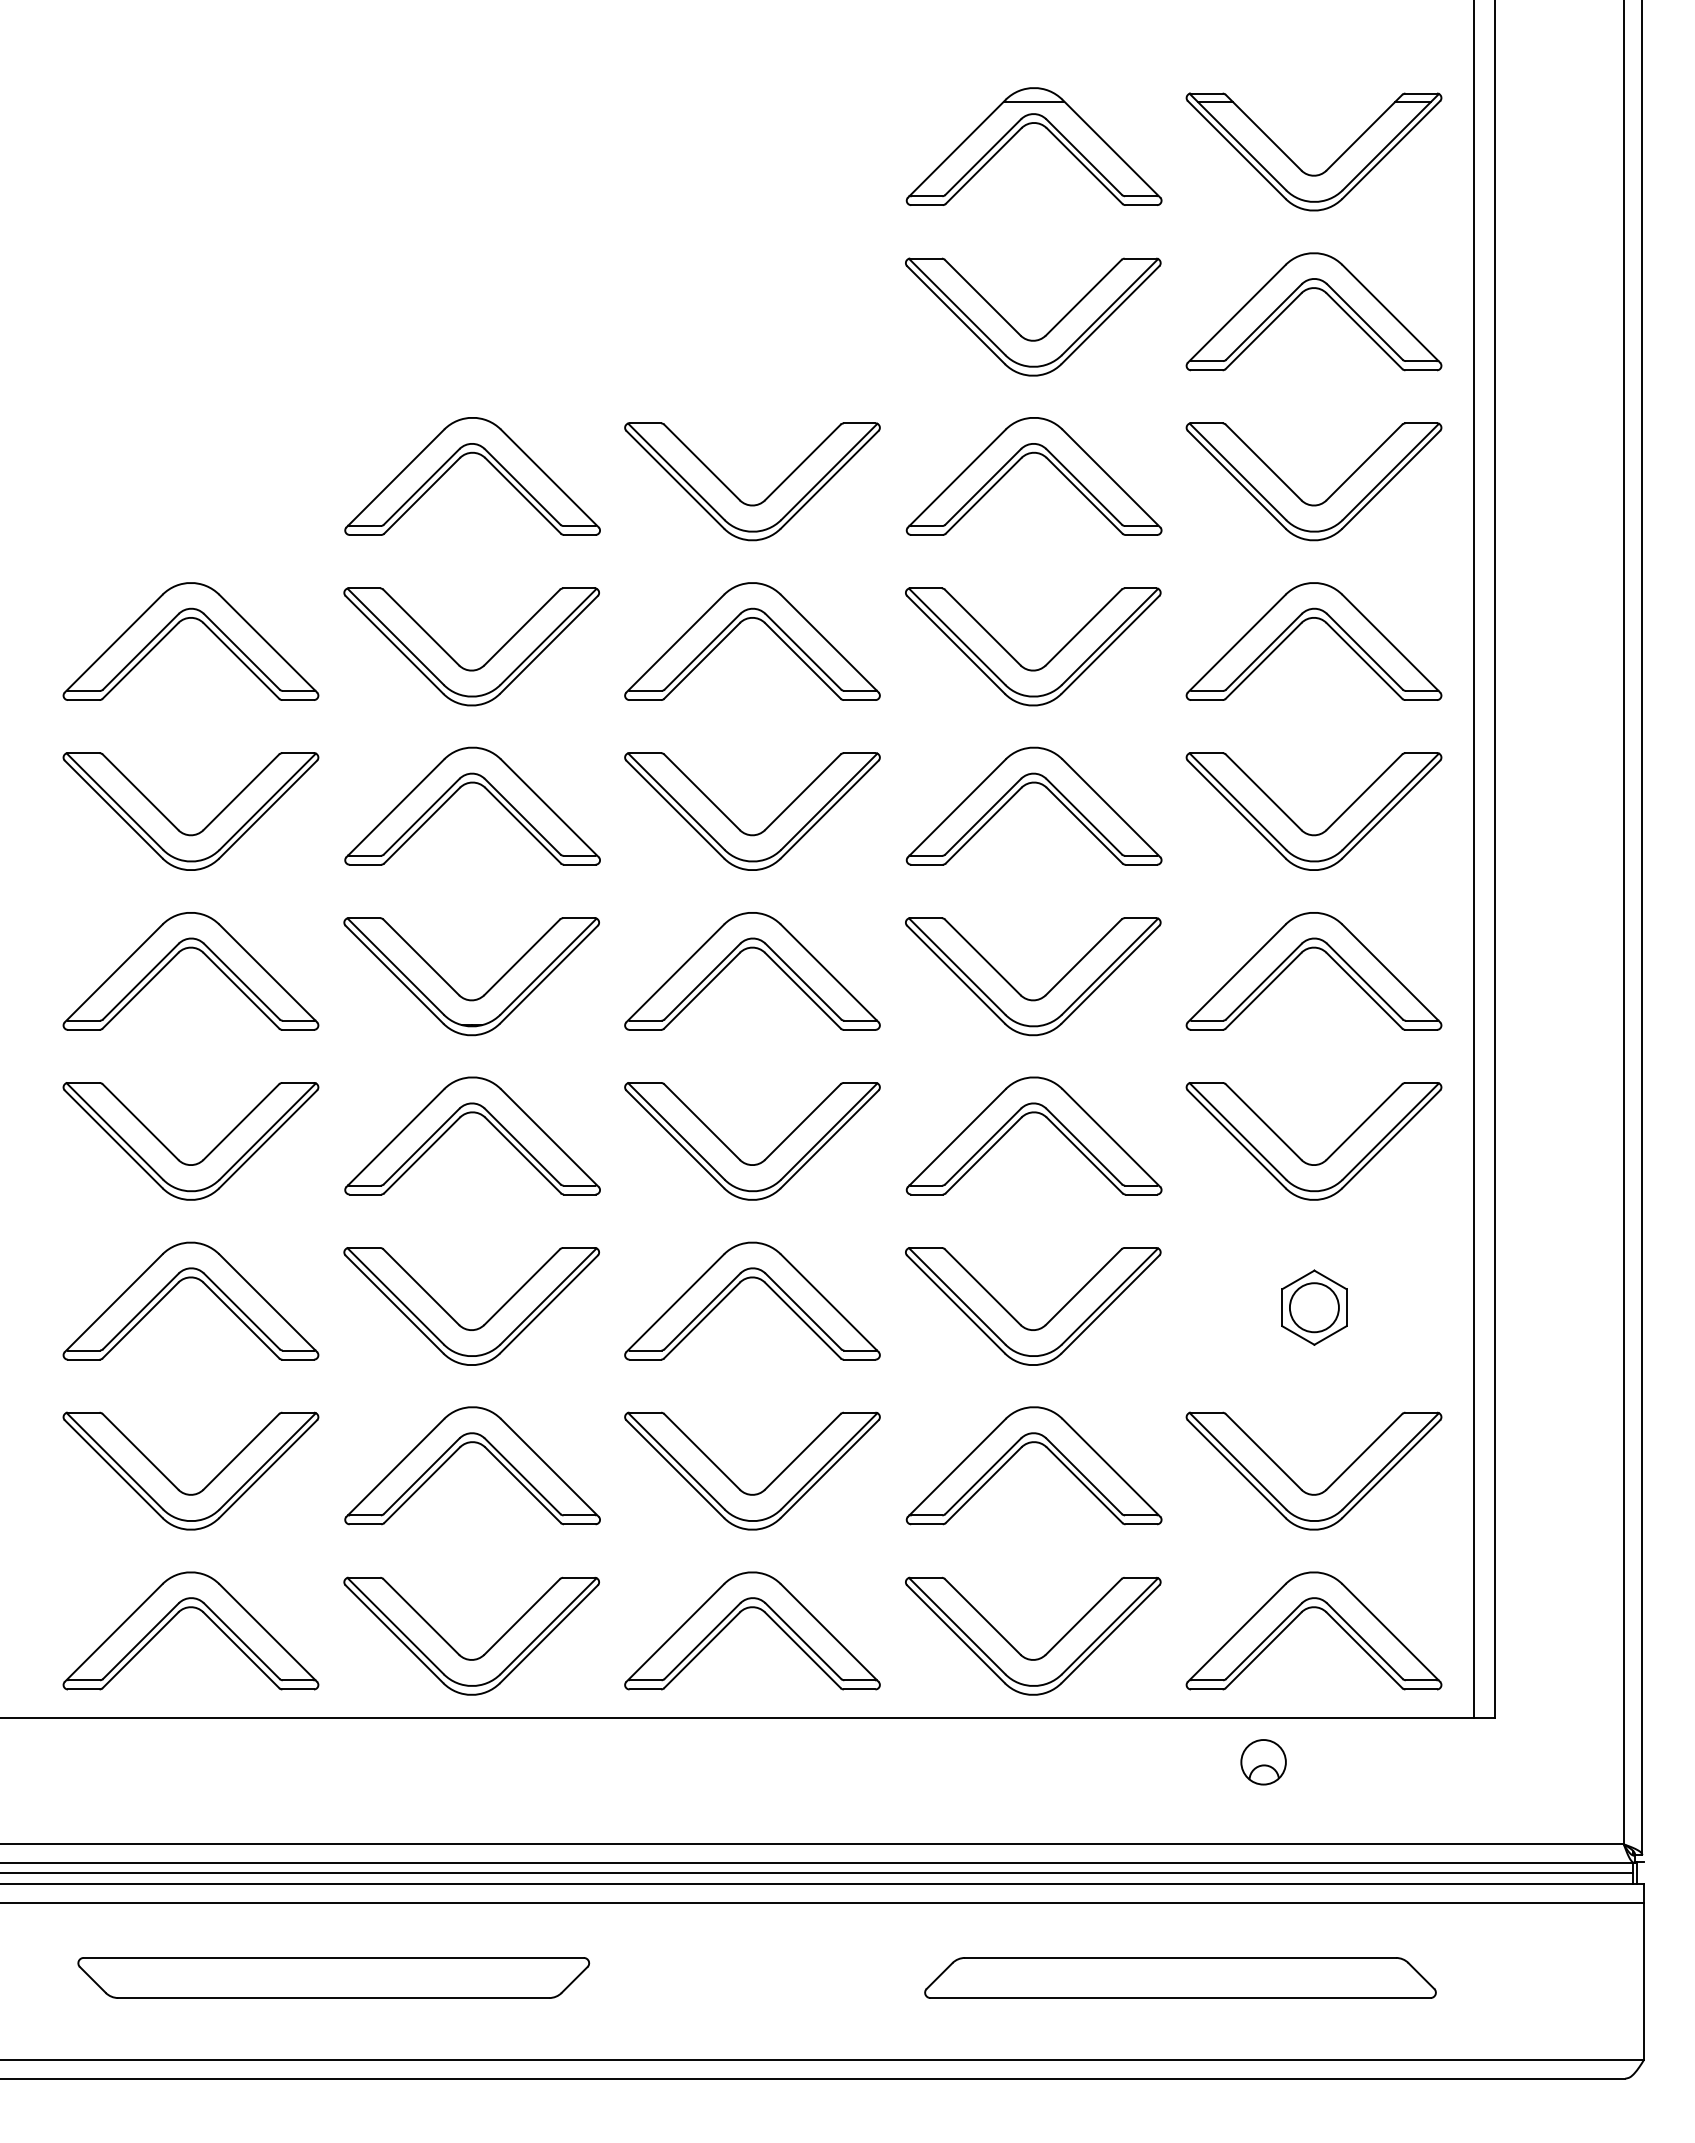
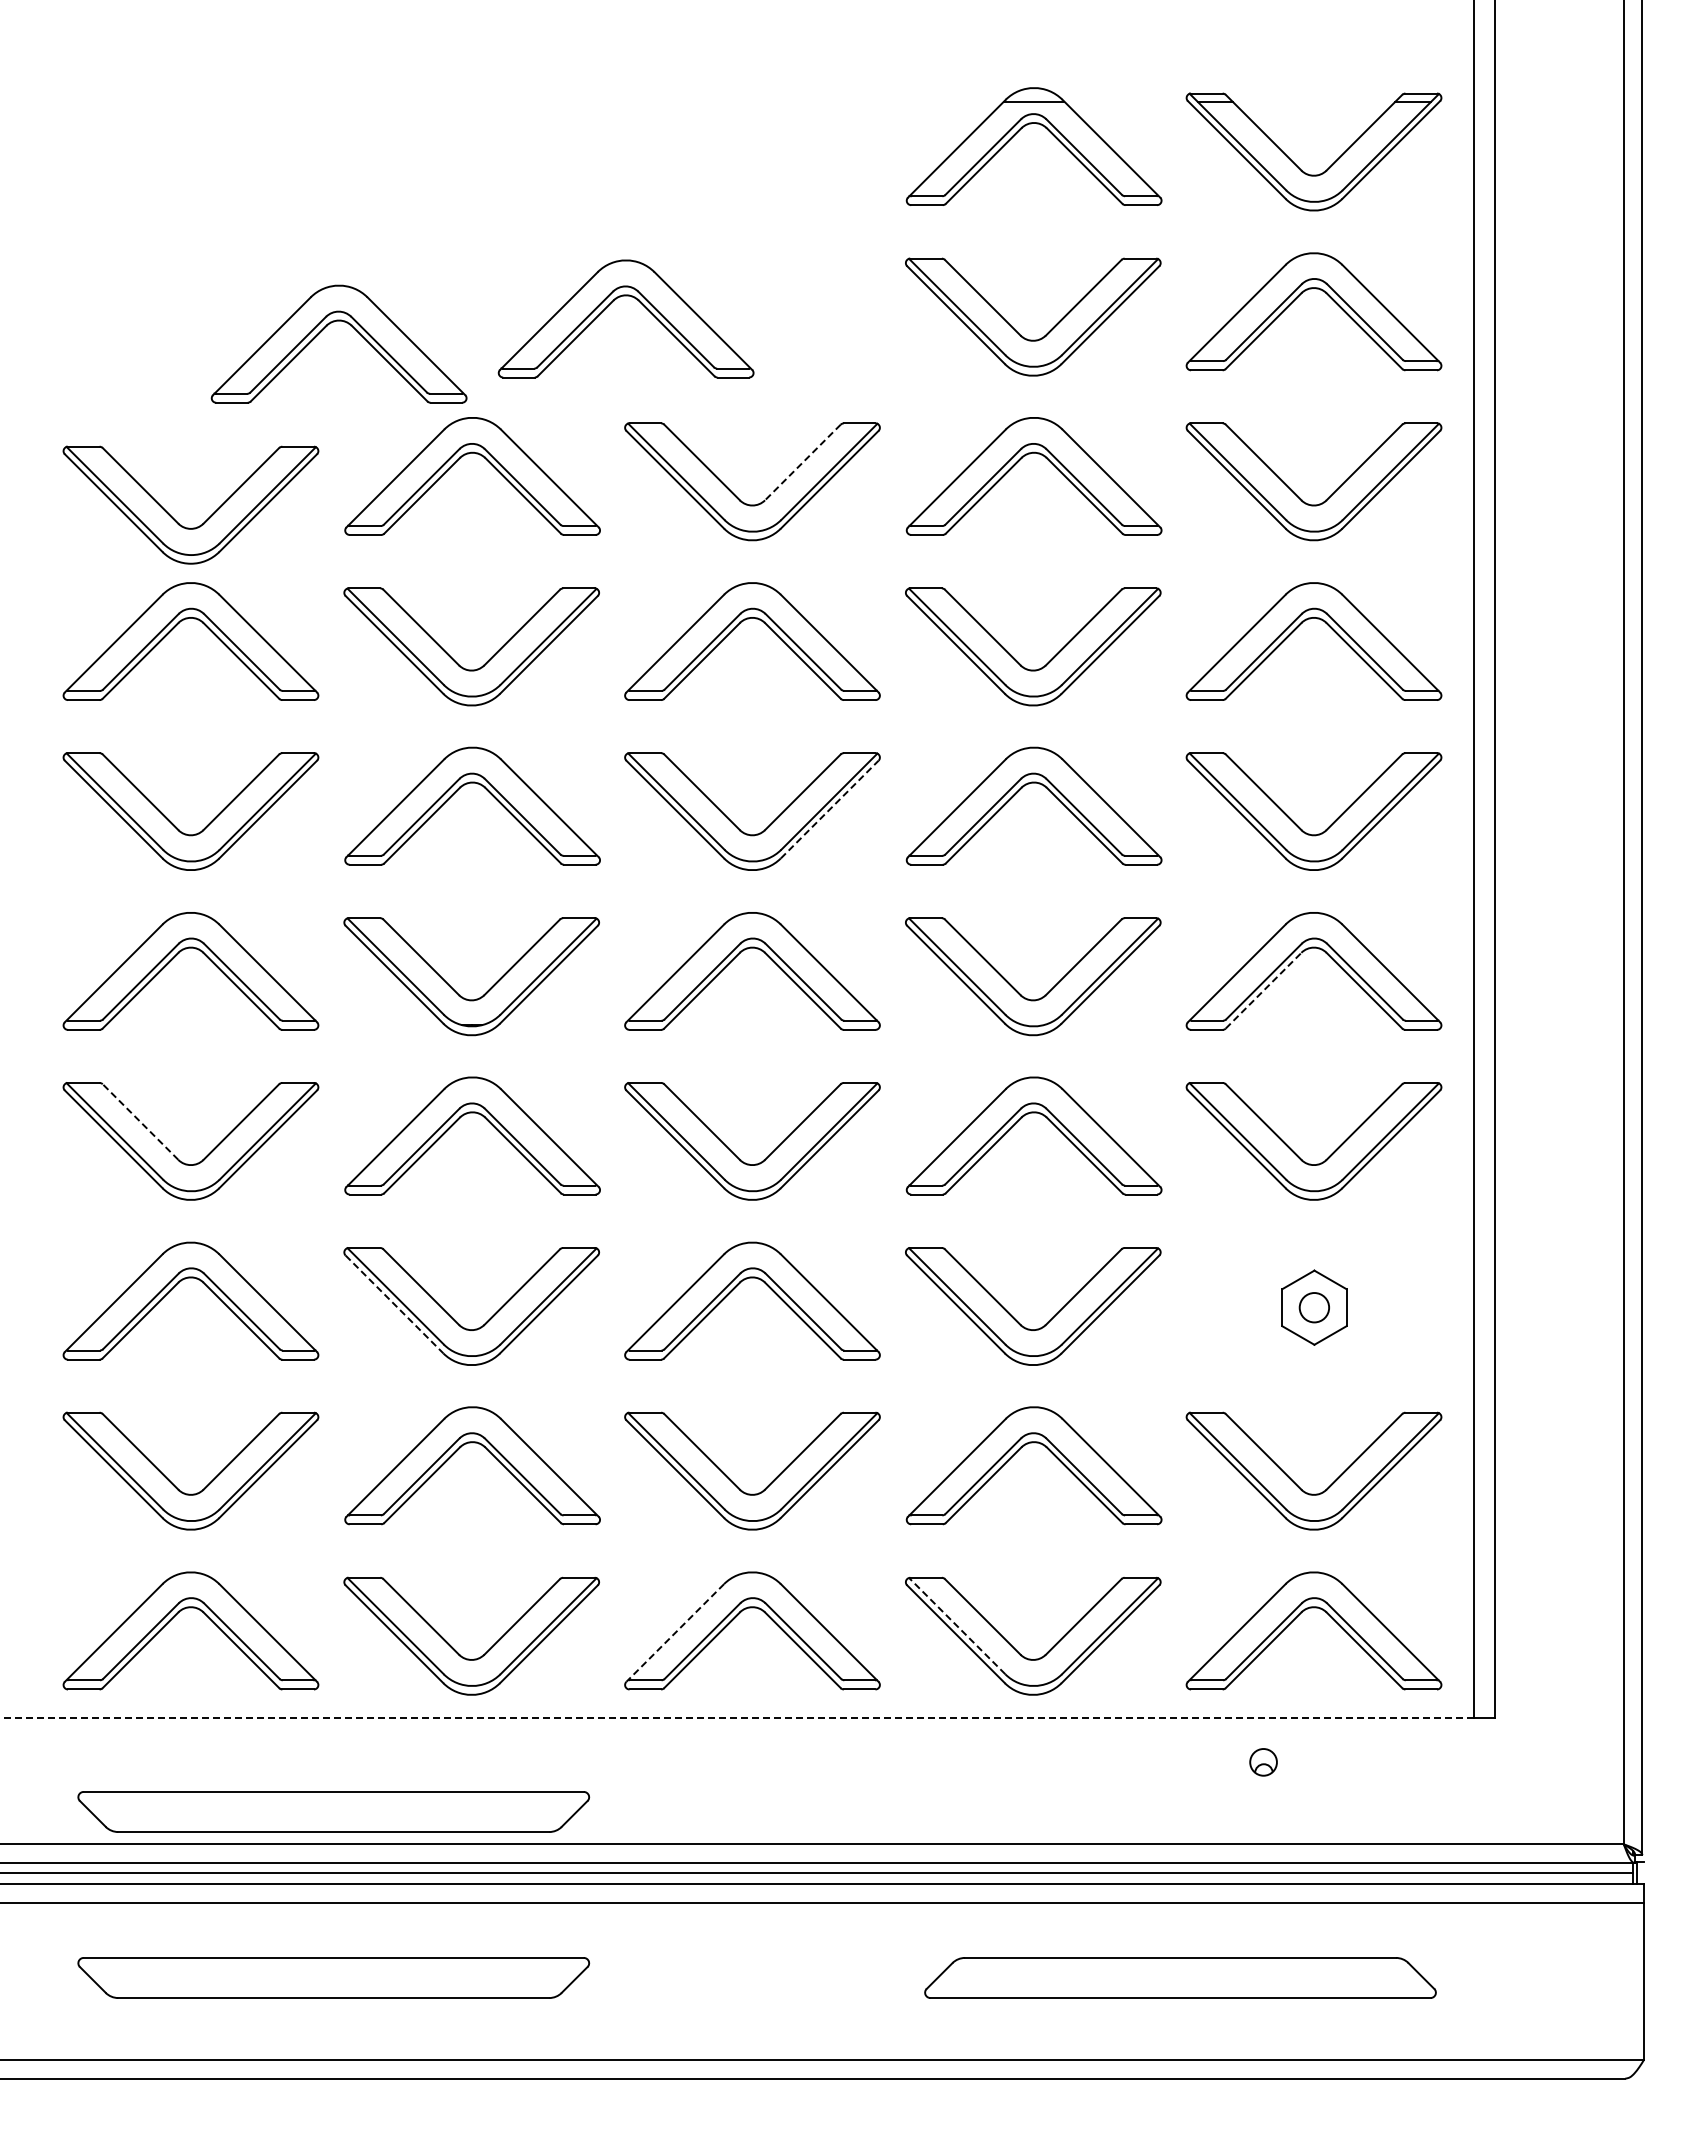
part: none -> present (614, 301)
part: none -> present (324, 329)
line: solid -> dashed (802, 462)
part: none -> present (175, 519)
line: solid -> dashed (830, 809)
line: solid -> dashed (1263, 990)
line: solid -> dashed (140, 1122)
line: solid -> dashed (394, 1304)
circle diameter: 49 px -> 29 px (1314, 1307)
line: solid -> dashed (956, 1625)
line: solid -> dashed (674, 1633)
line: solid -> dashed (737, 1717)
part size: 47x47 px -> 29x29 px (1263, 1762)
part: none -> present (333, 1811)
